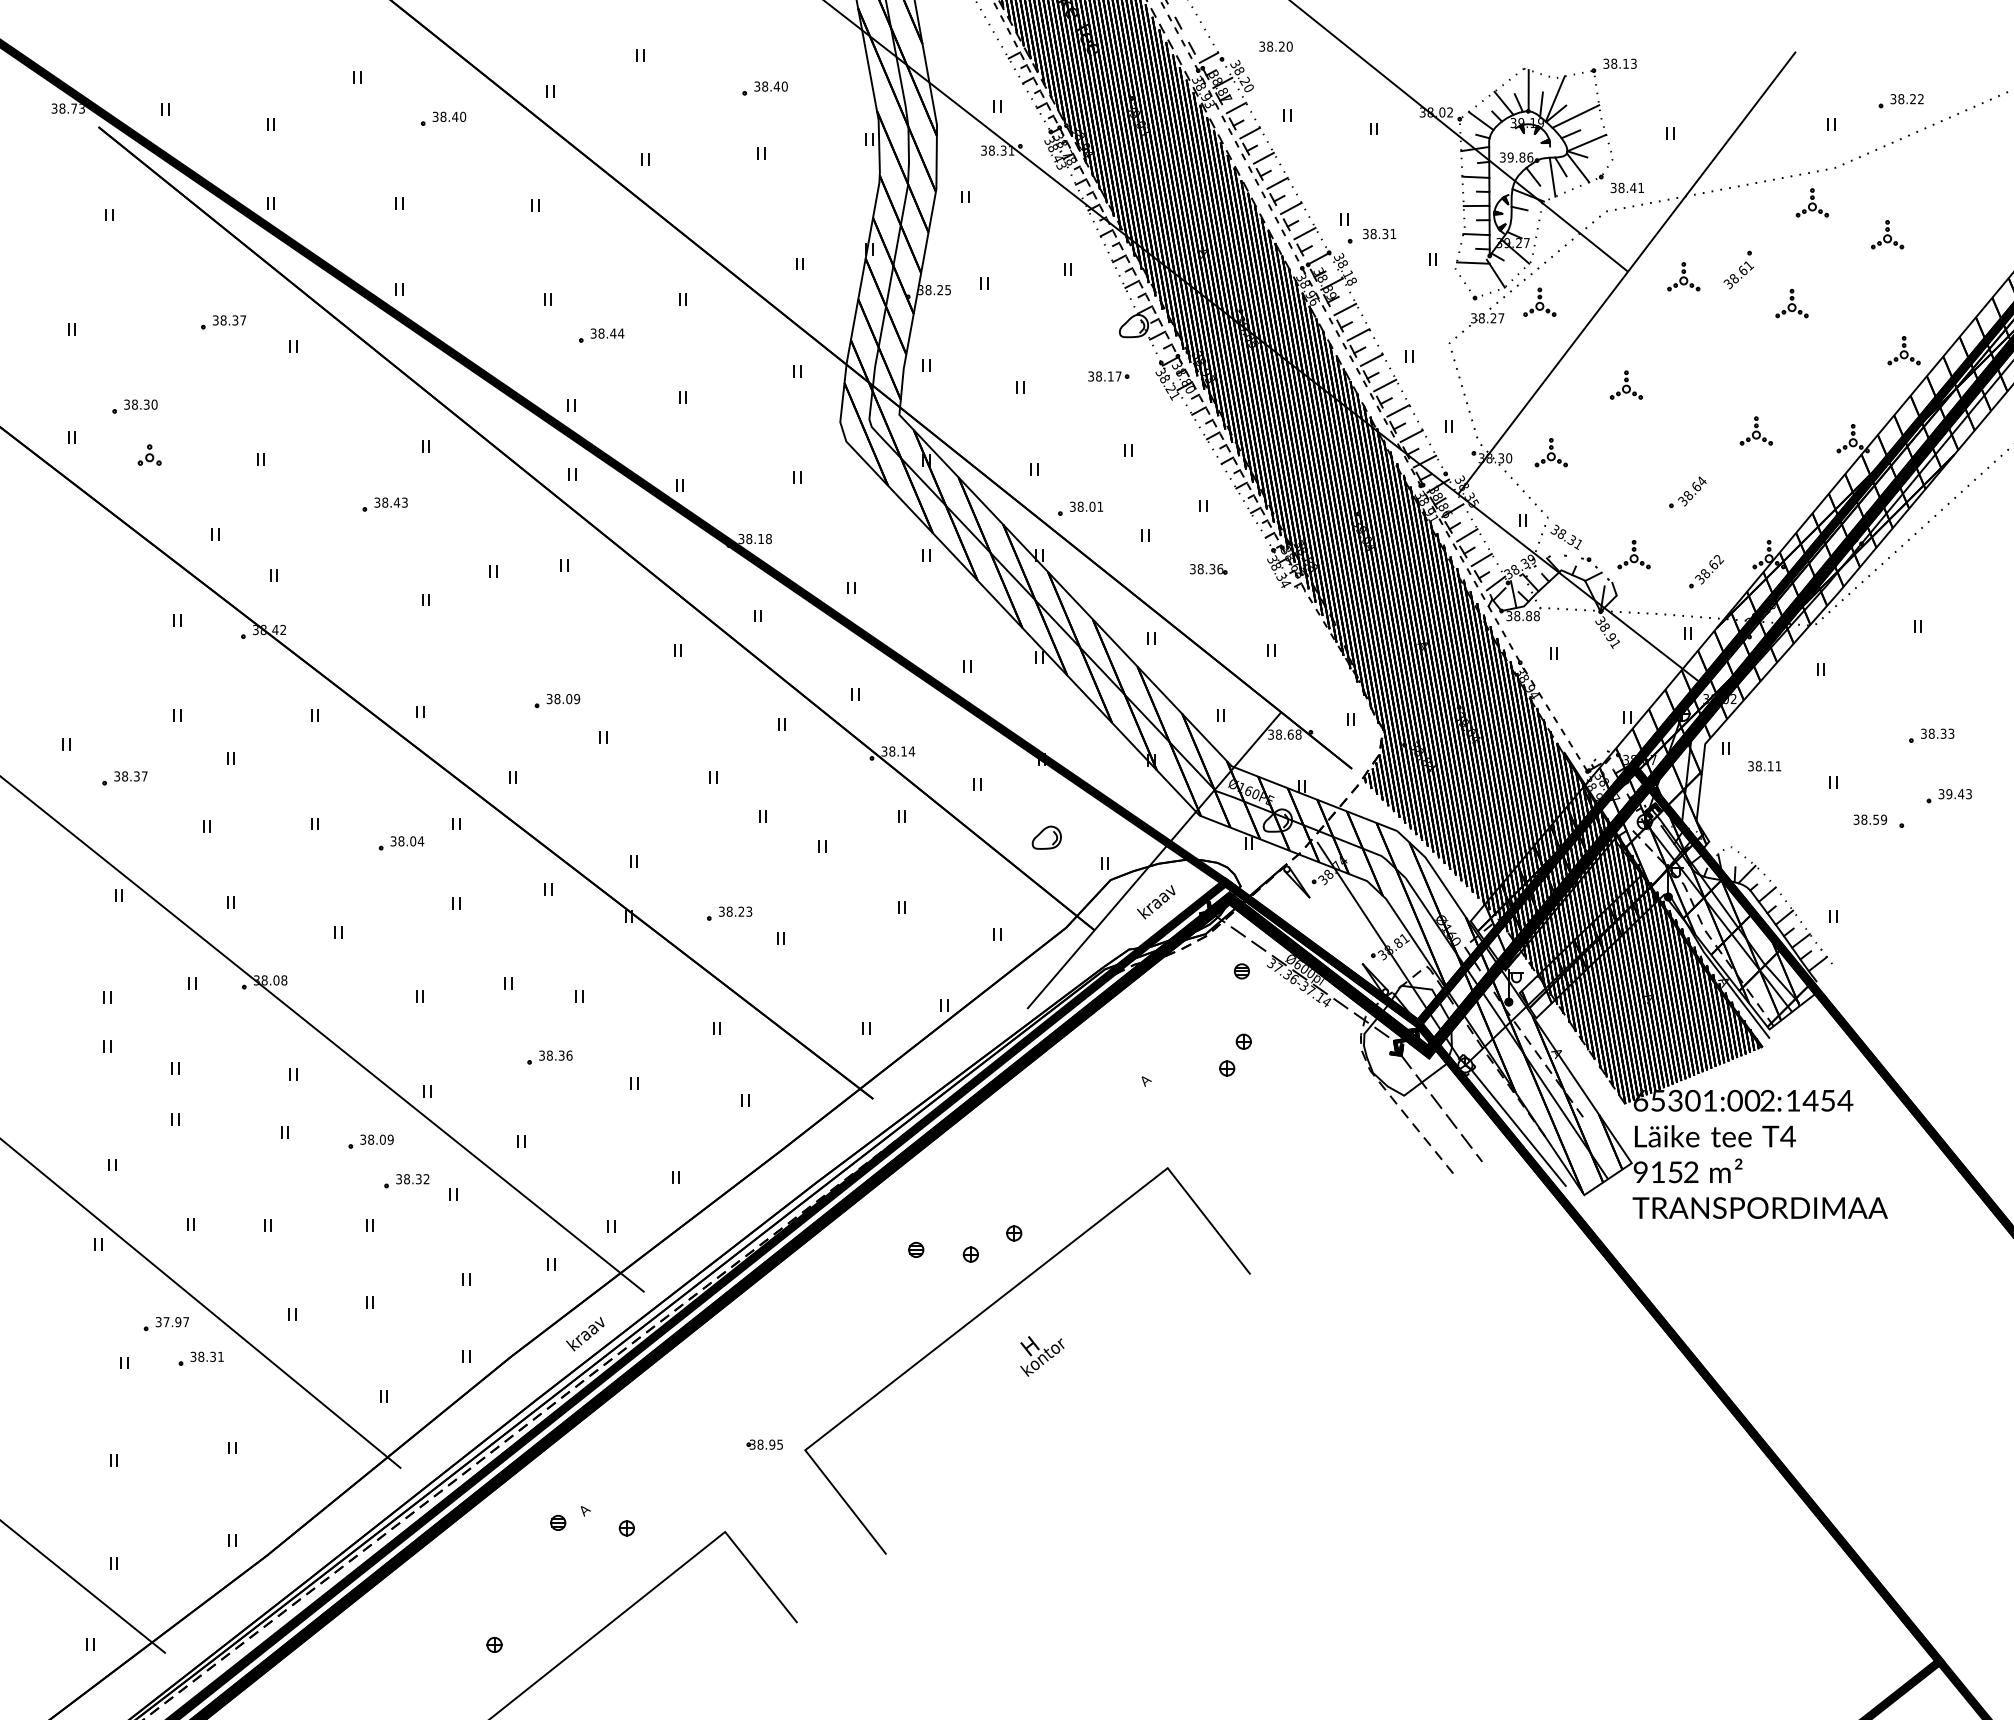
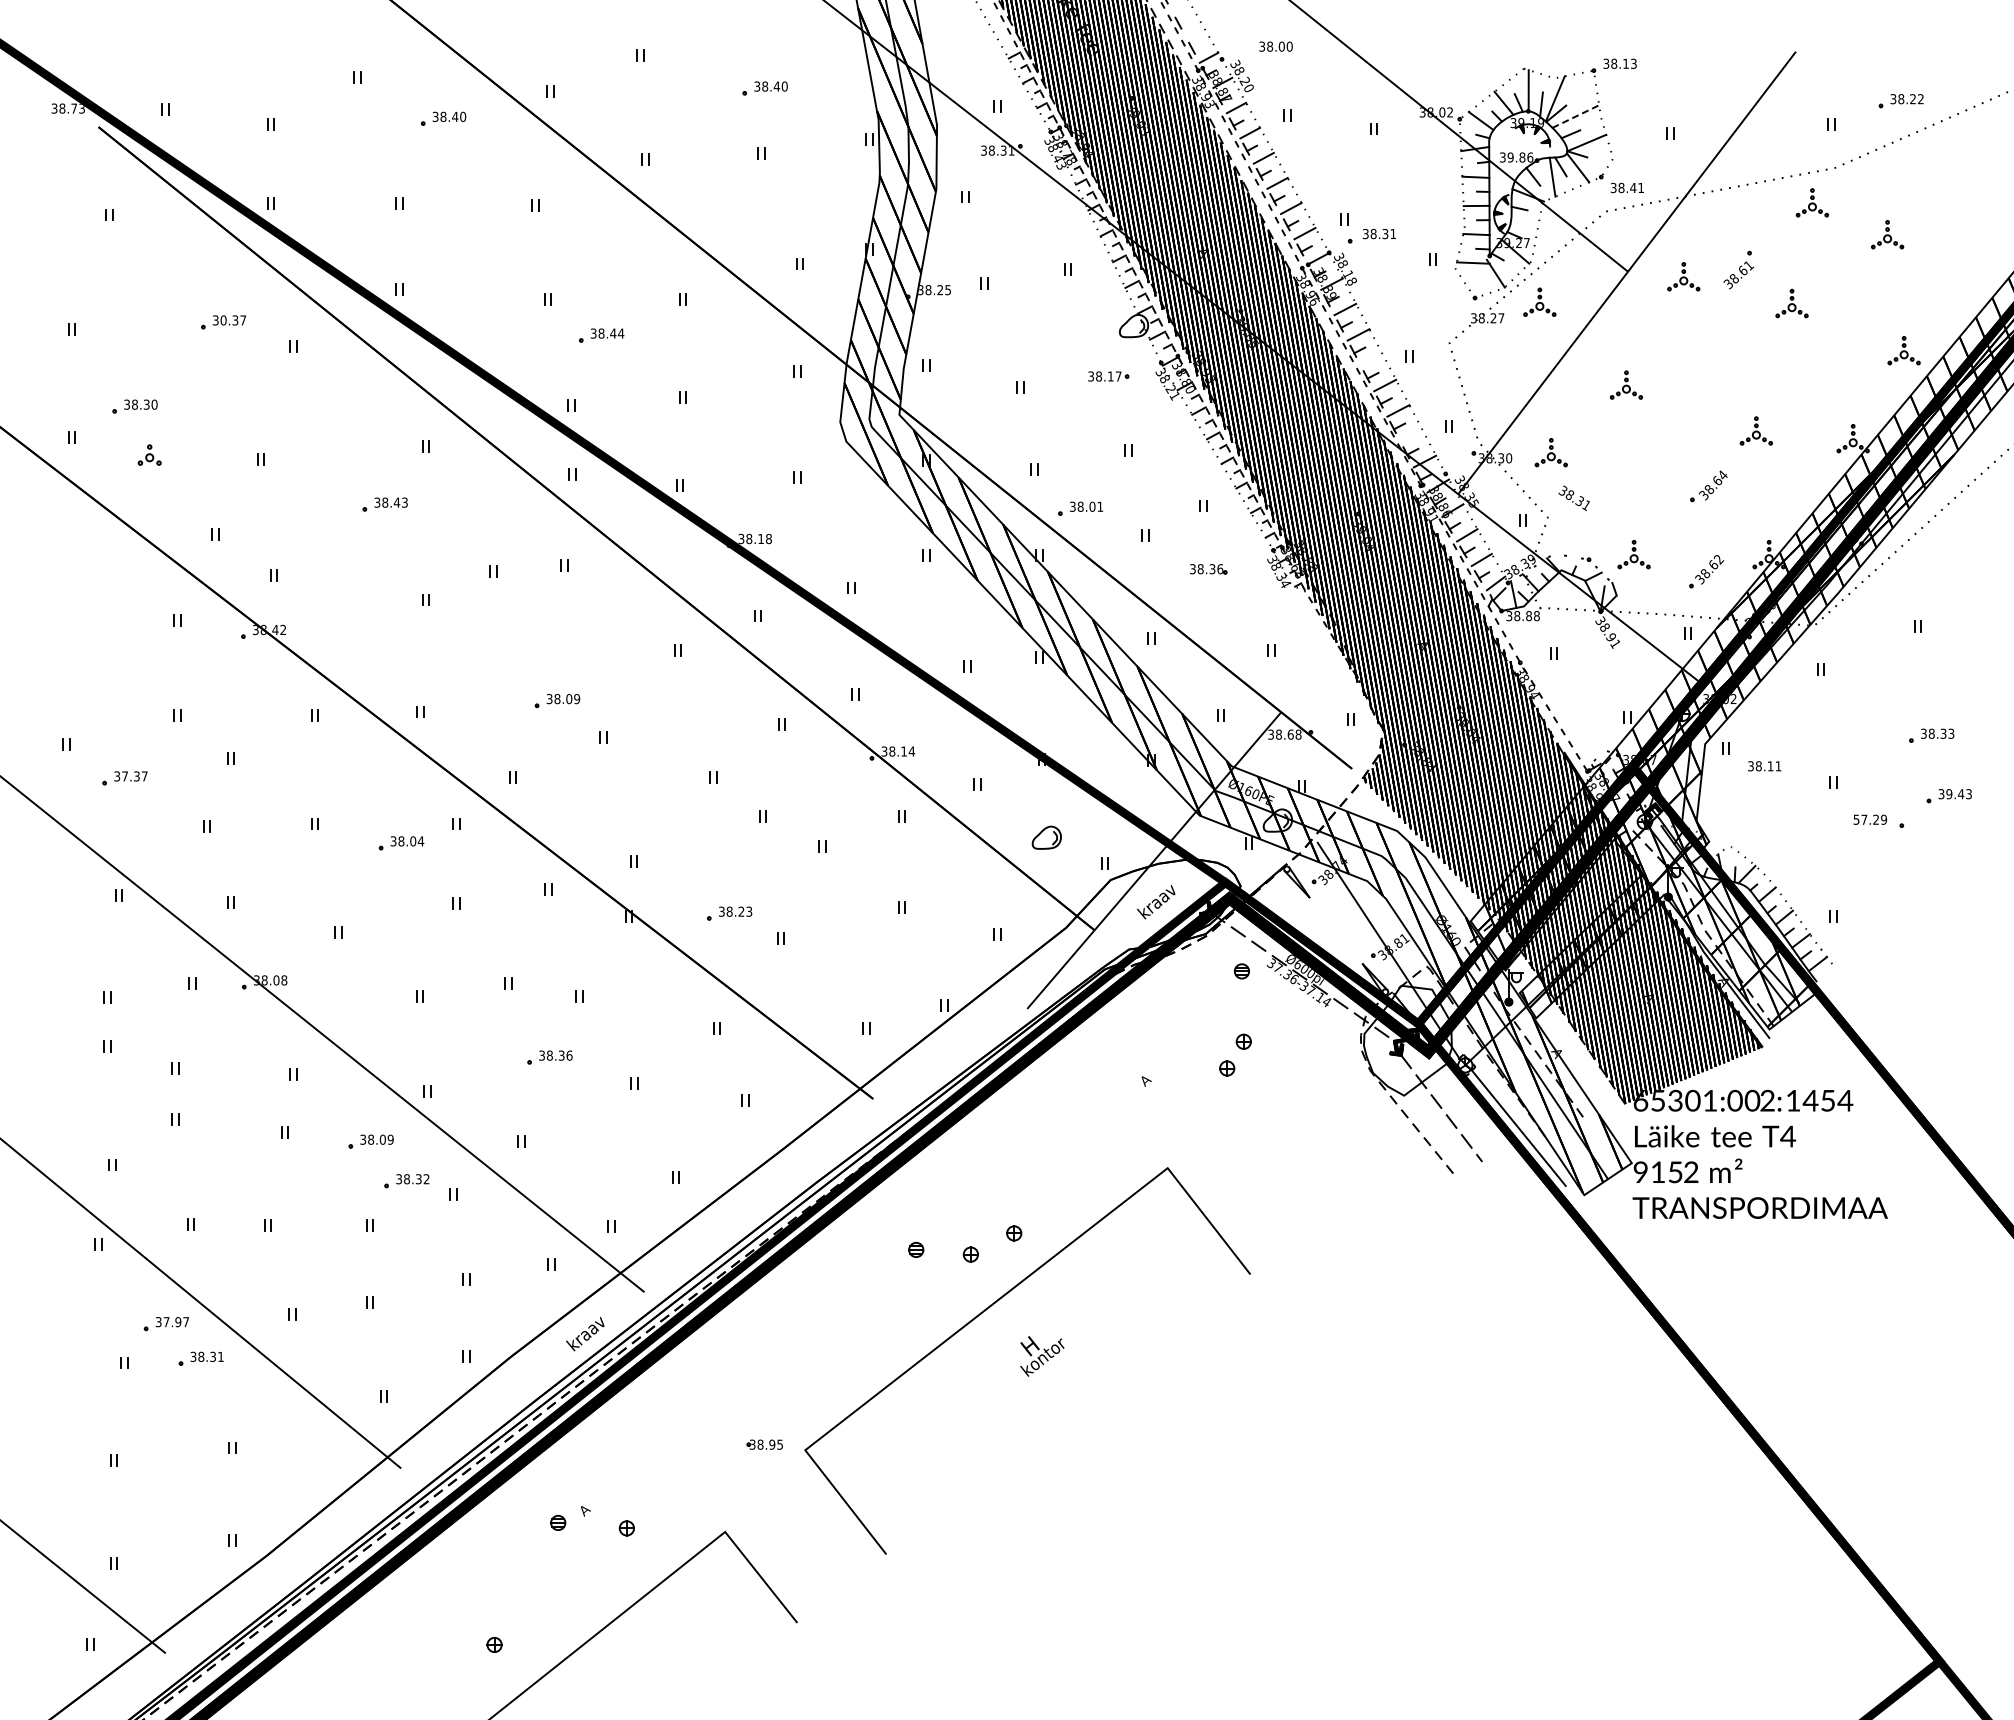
text: 38.20 -> 38.00 (1281, 46)
line: solid -> dashed (1575, 116)
text: 38.37 -> 30.37 (223, 320)
line: present -> none (1371, 359)
line: present -> none (1411, 436)
part position: (1687, 492) -> (1708, 486) (1708, 486)
text position: (1565, 536) -> (1573, 497) (1573, 497)
text: 38.37 -> 37.37 (125, 776)
text: 38.59 -> 57.29 (1865, 819)
